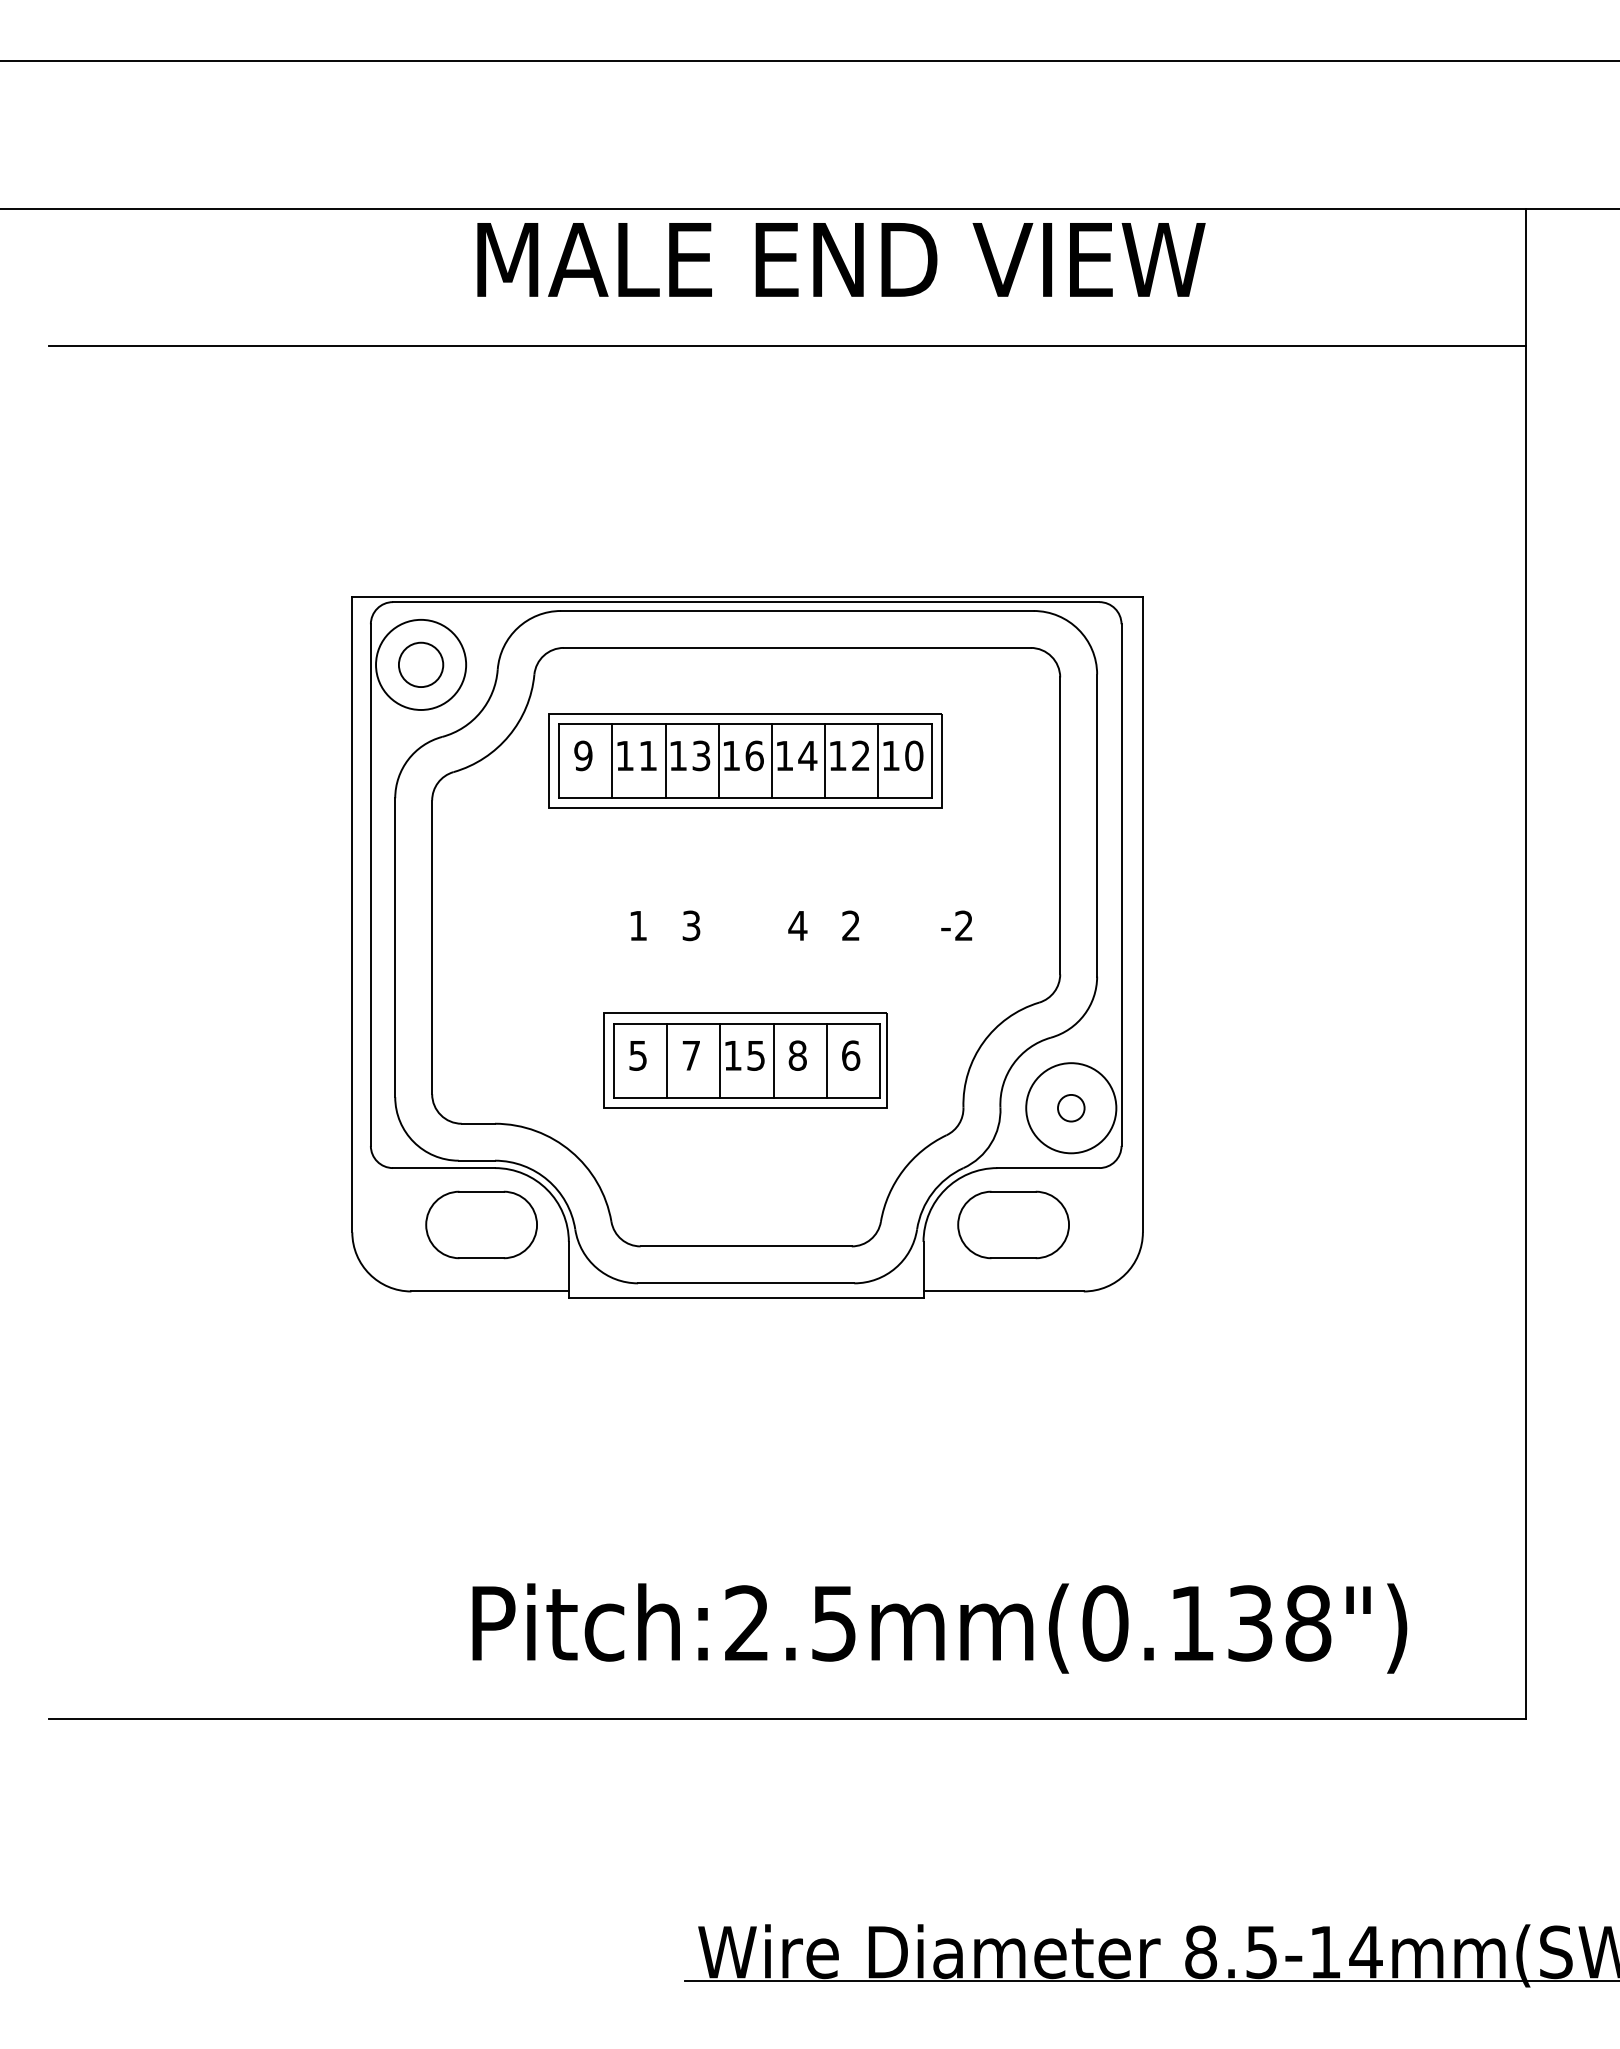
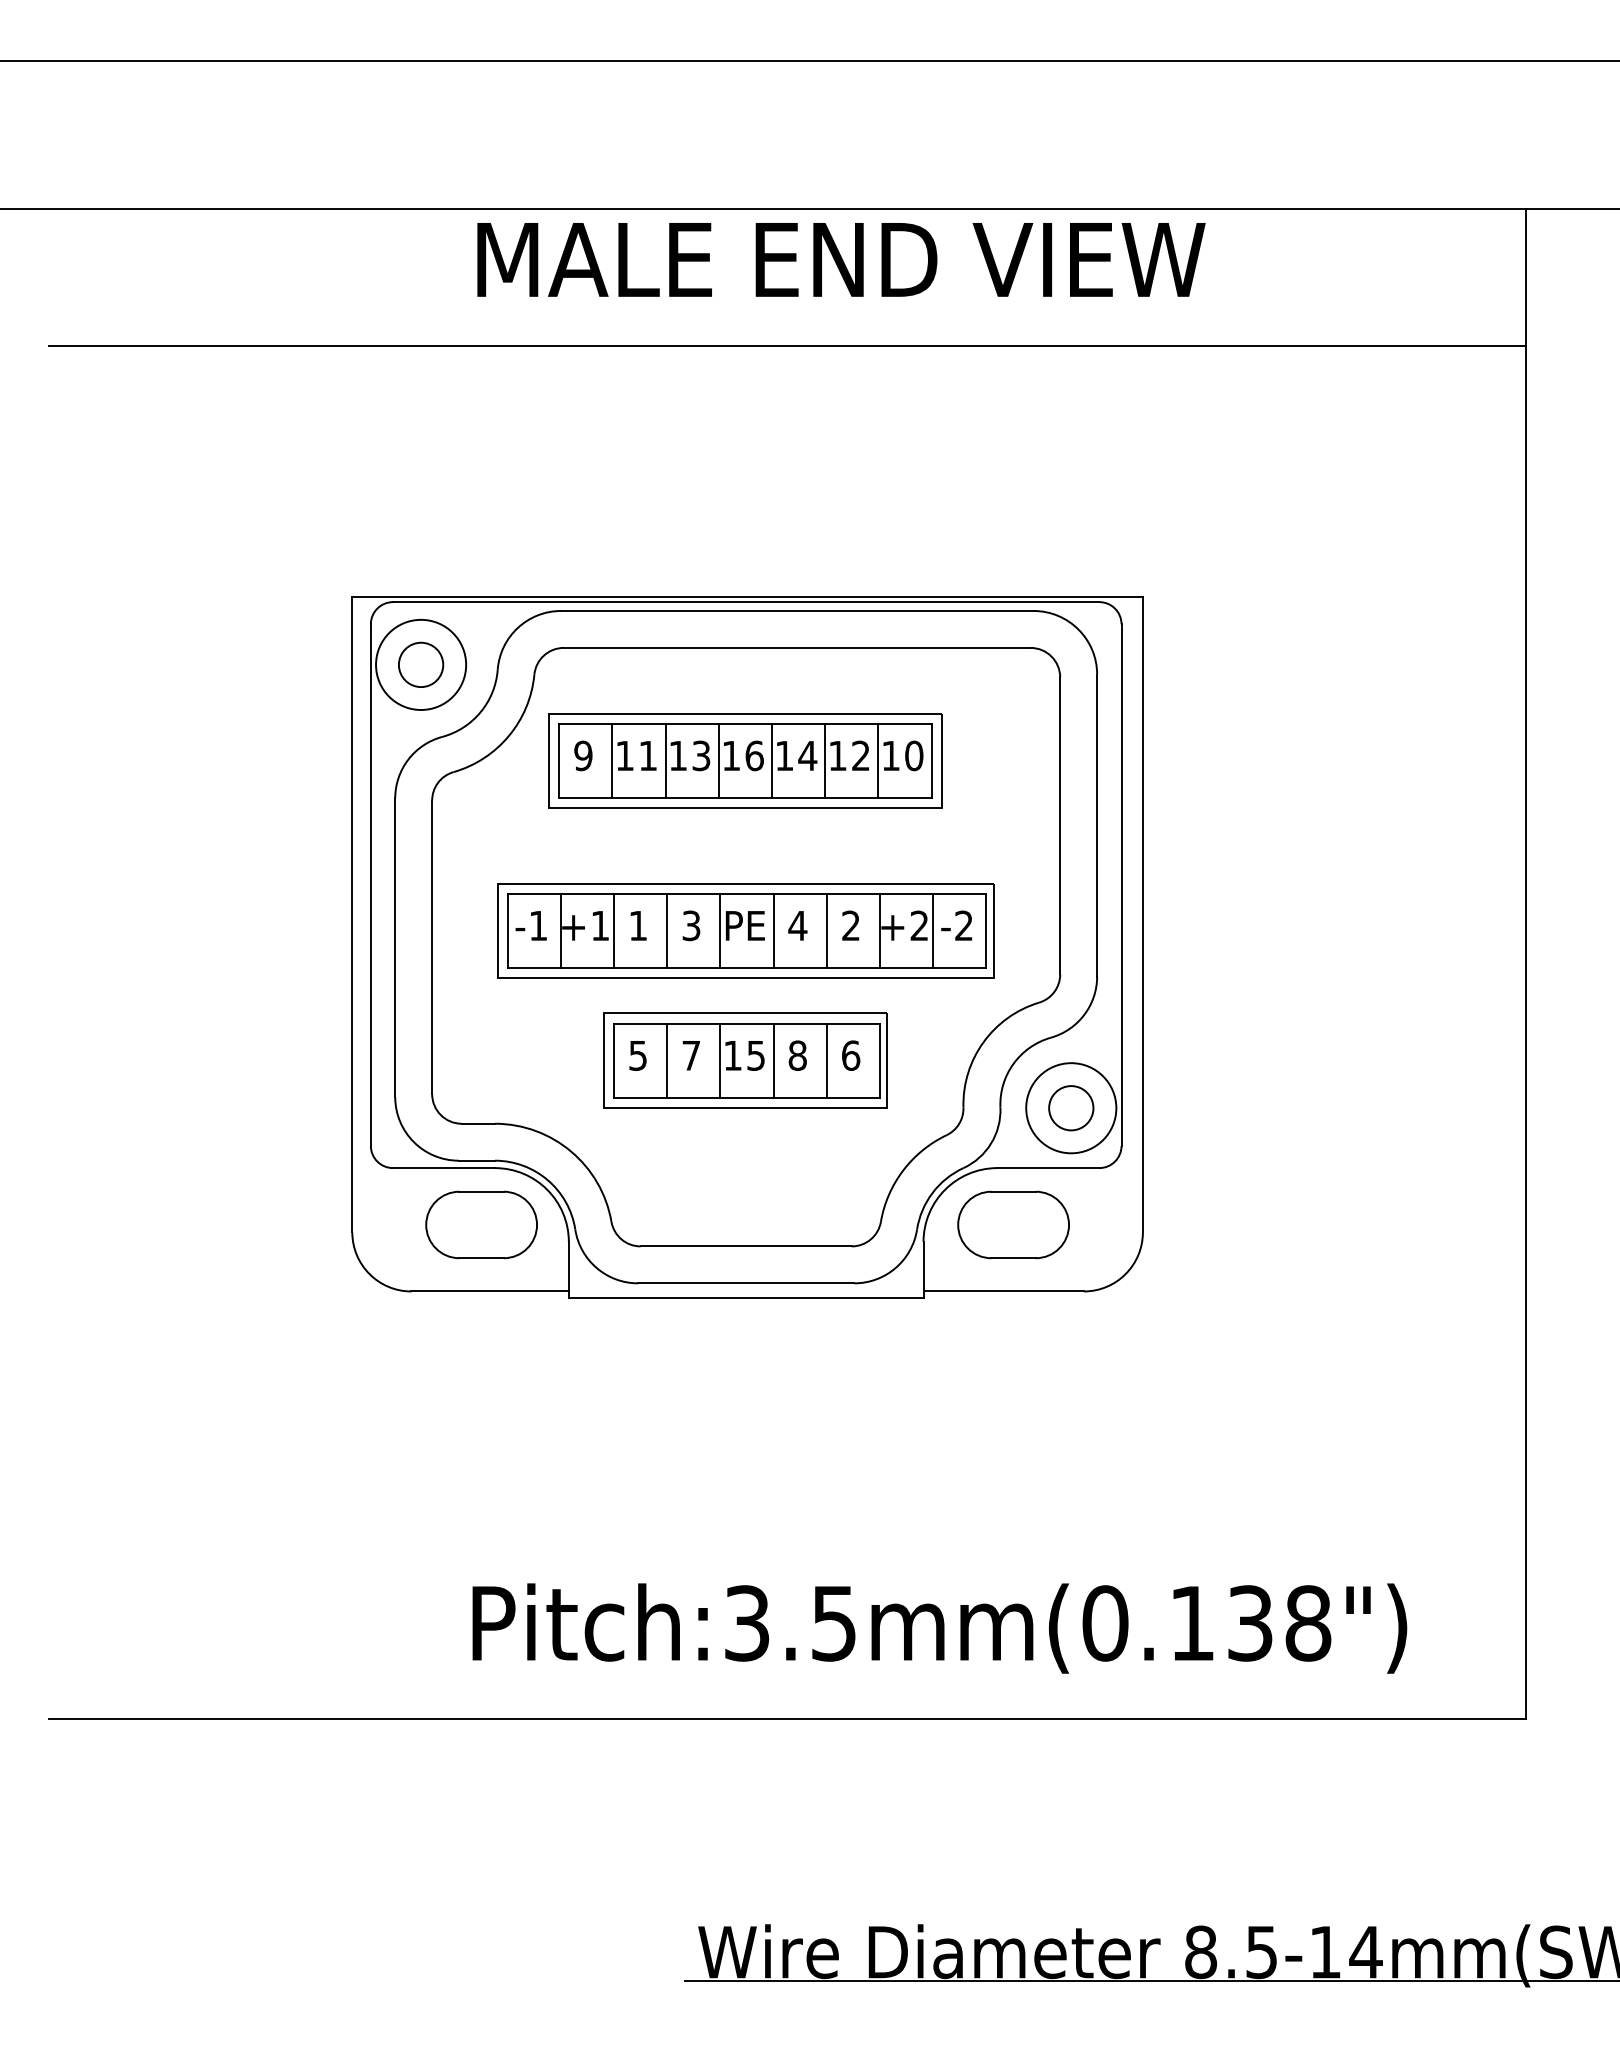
part: none -> present (745, 930)
circle diameter: 27 px -> 44 px (1071, 1108)
text: Pitch:2.5mm(0.138") -> Pitch:3.5mm(0.138") (747, 1623)
